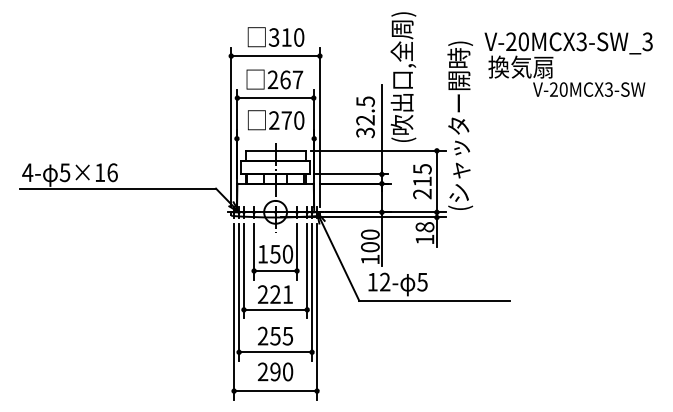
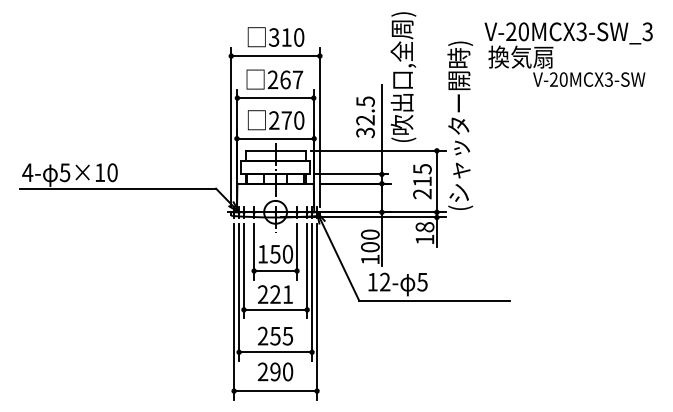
text position: (568, 64) -> (568, 54) (568, 54)
line: none -> present (275, 138)
text: 5×16 -> 5×10 (112, 172)
